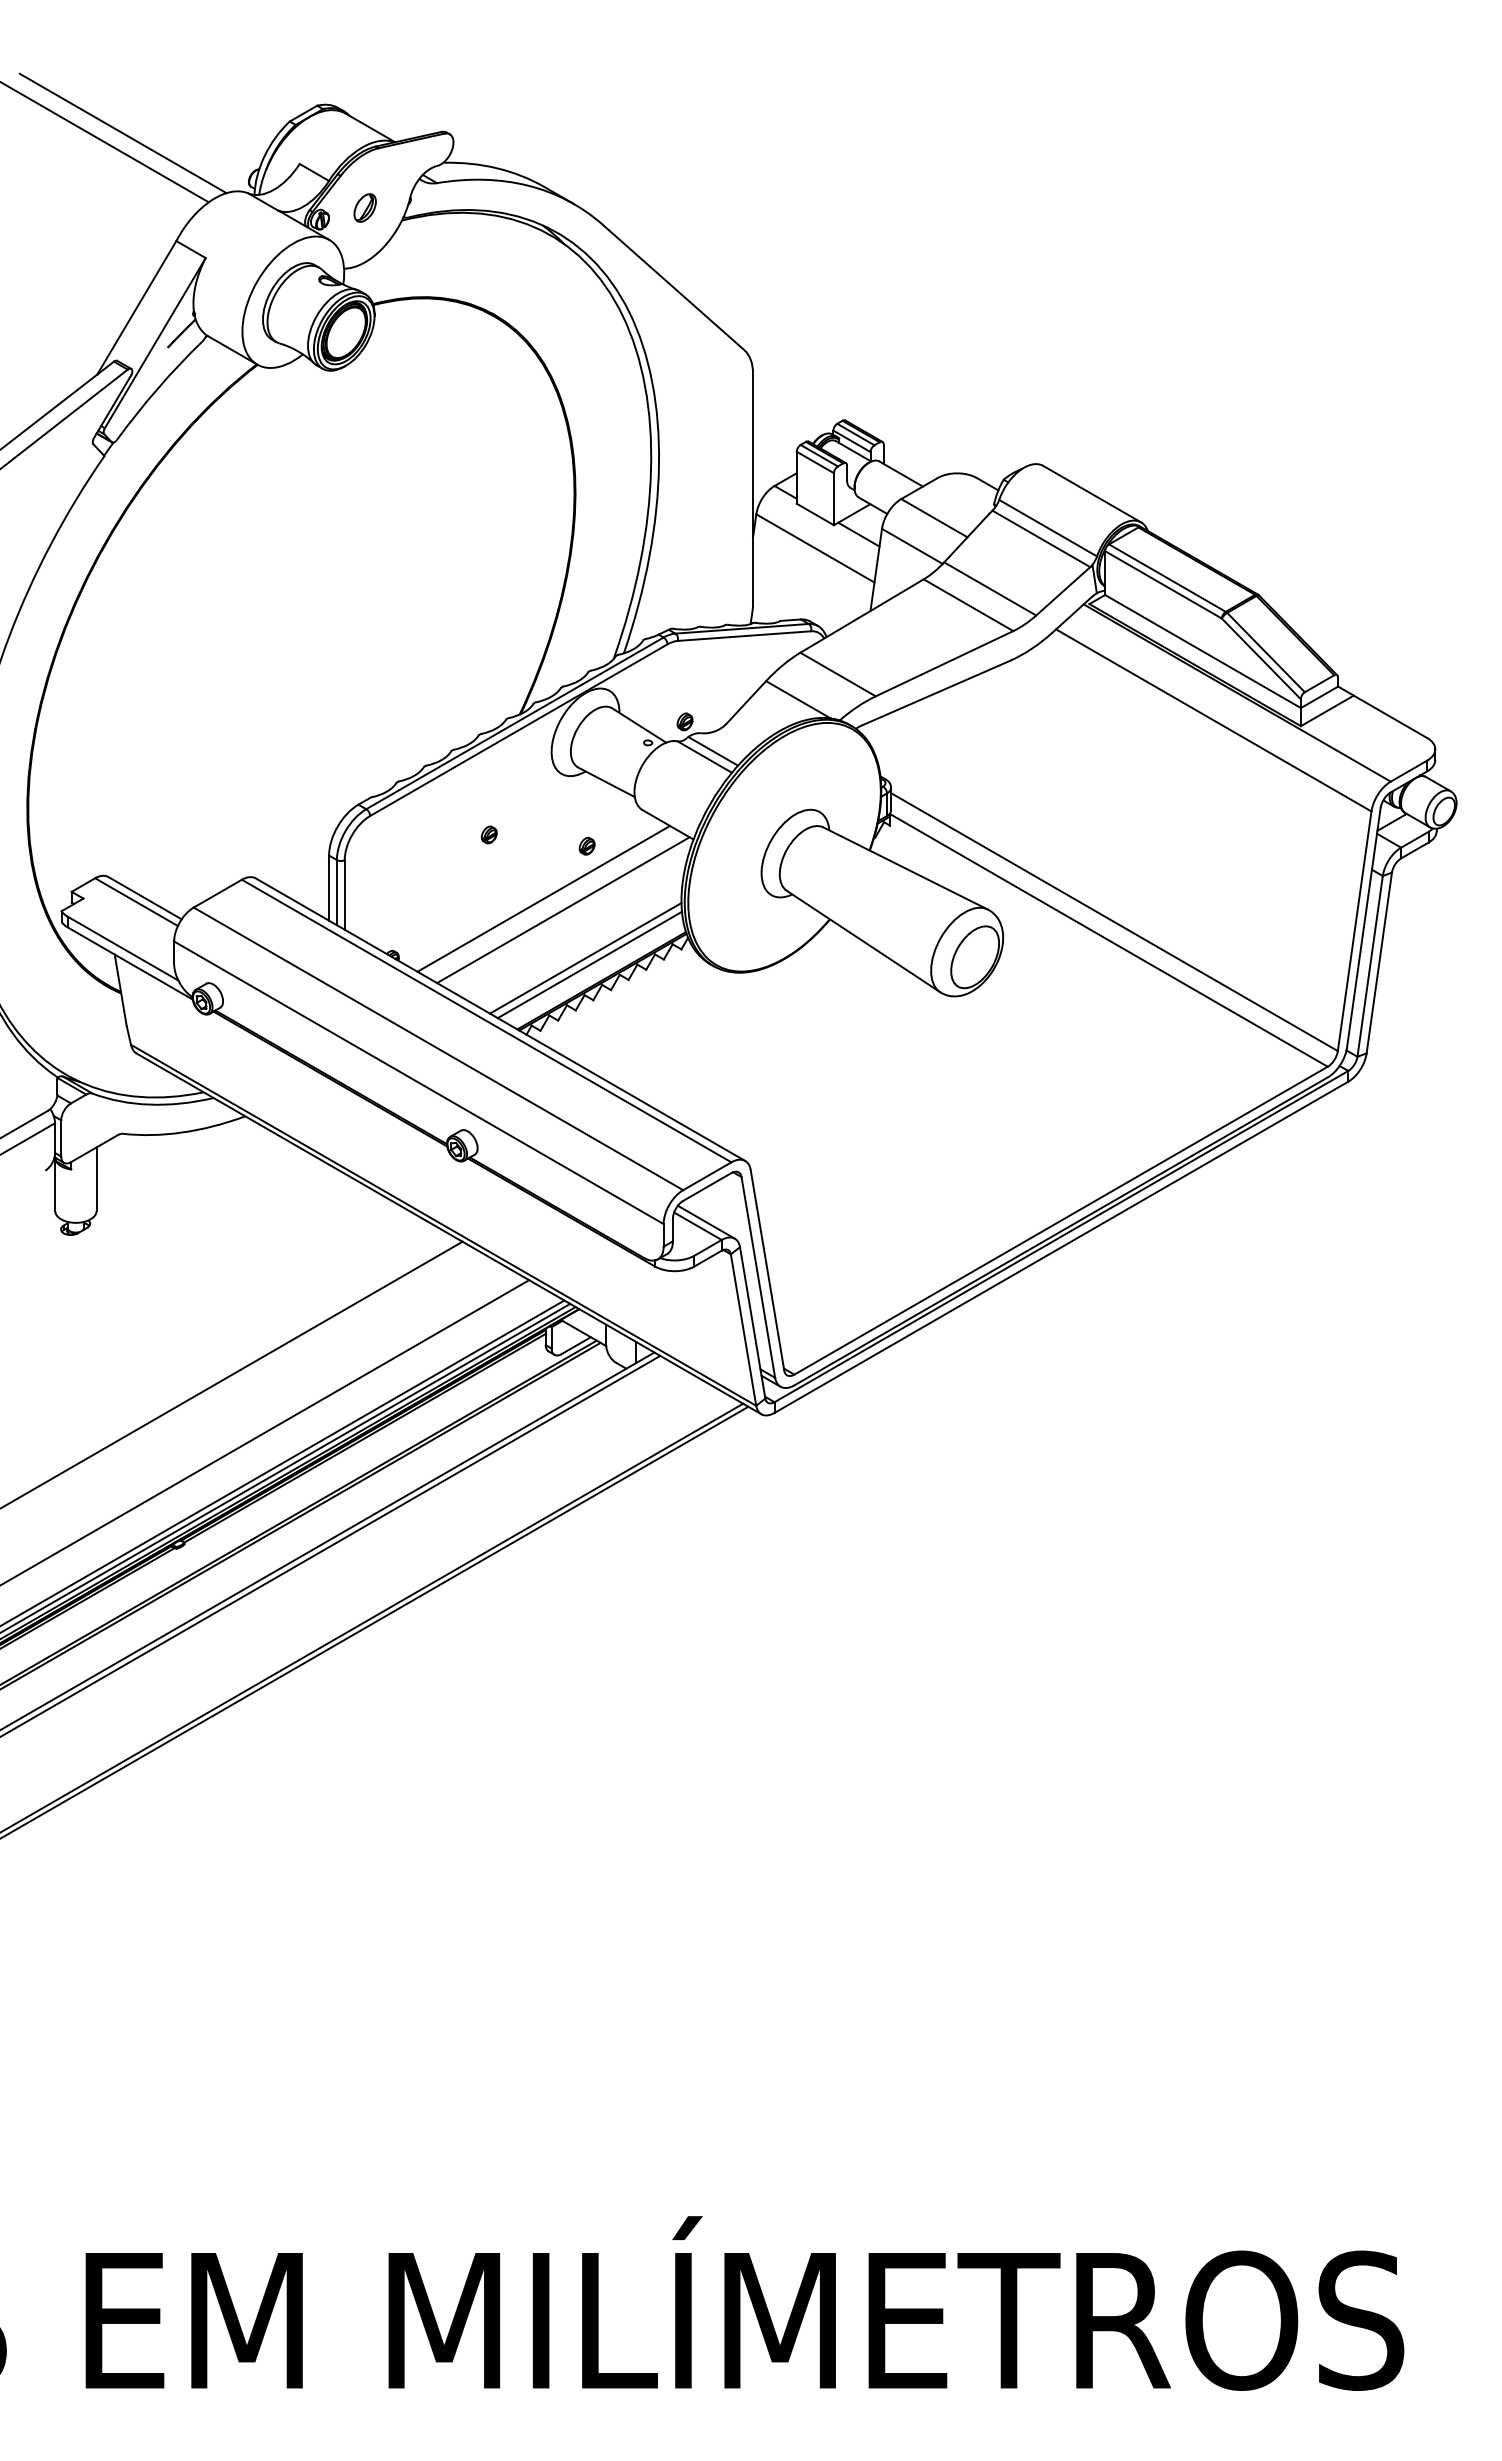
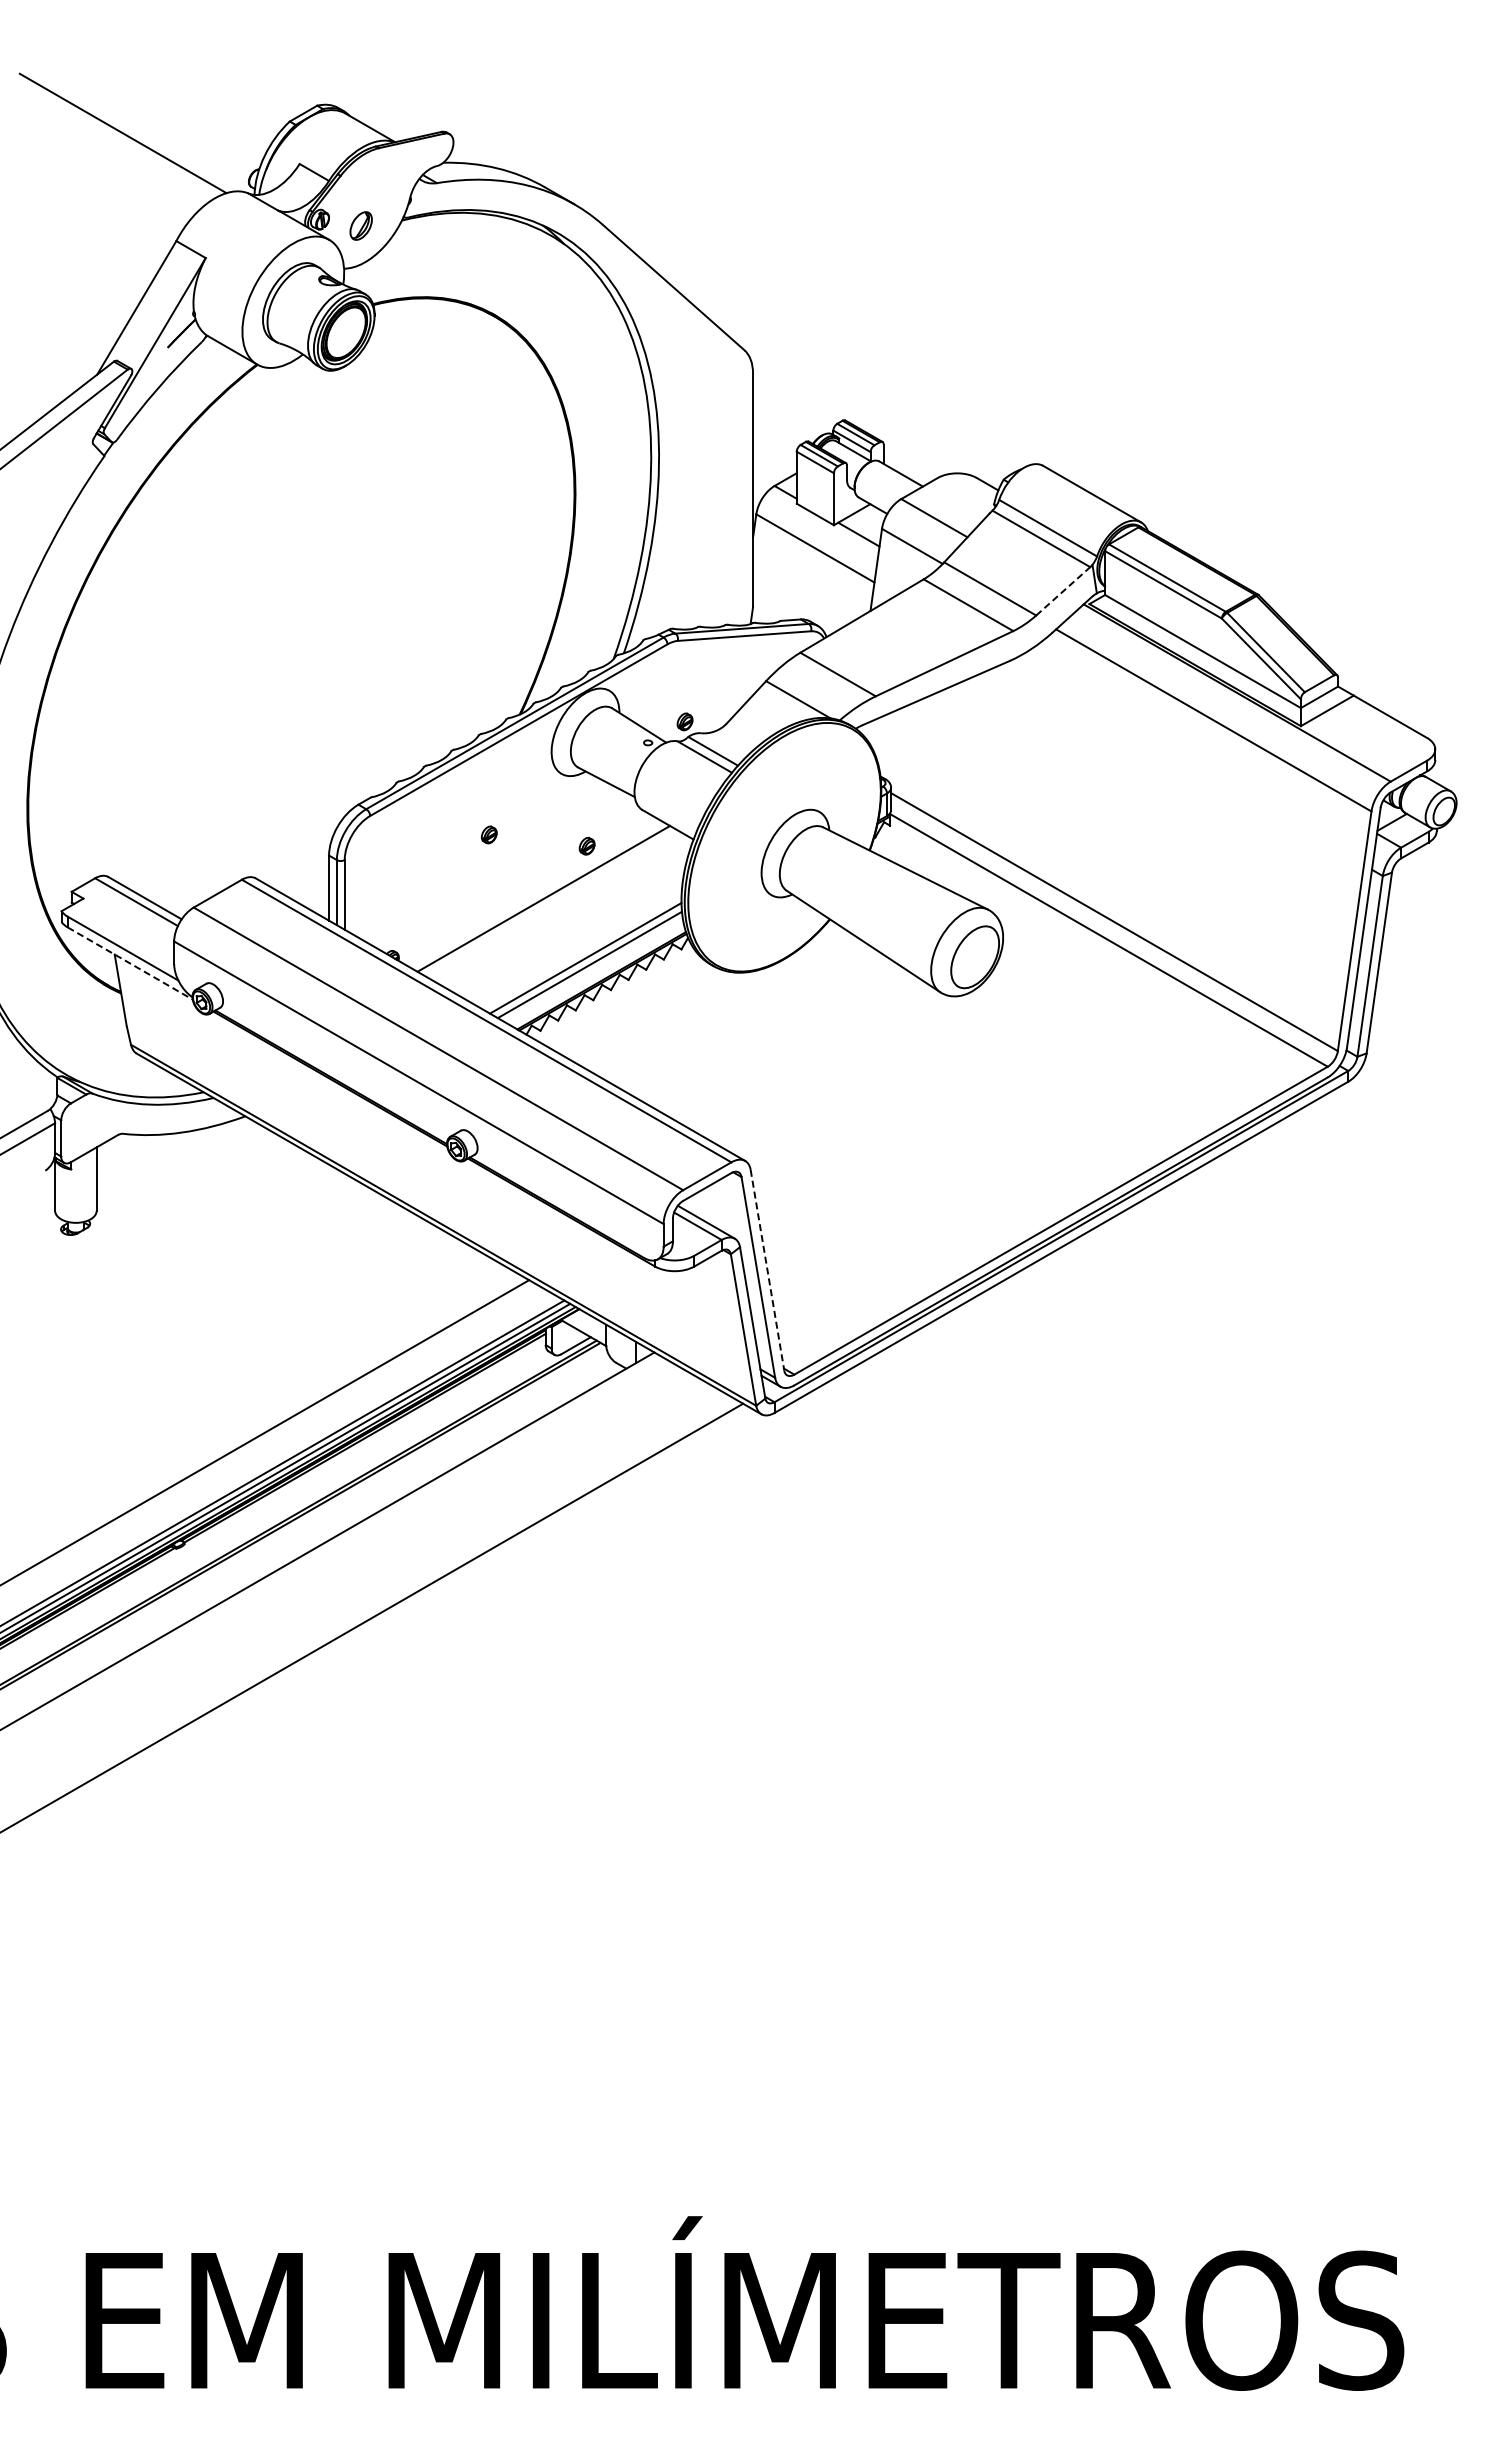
line: present -> none (105, 142)
part position: (364, 207) -> (360, 225) (360, 225)
line: solid -> dashed (1063, 591)
line: present -> none (563, 910)
line: solid -> dashed (130, 963)
line: solid -> dashed (767, 1270)
line: present -> none (232, 1374)
line: present -> none (331, 1545)
line: present -> none (375, 1621)
